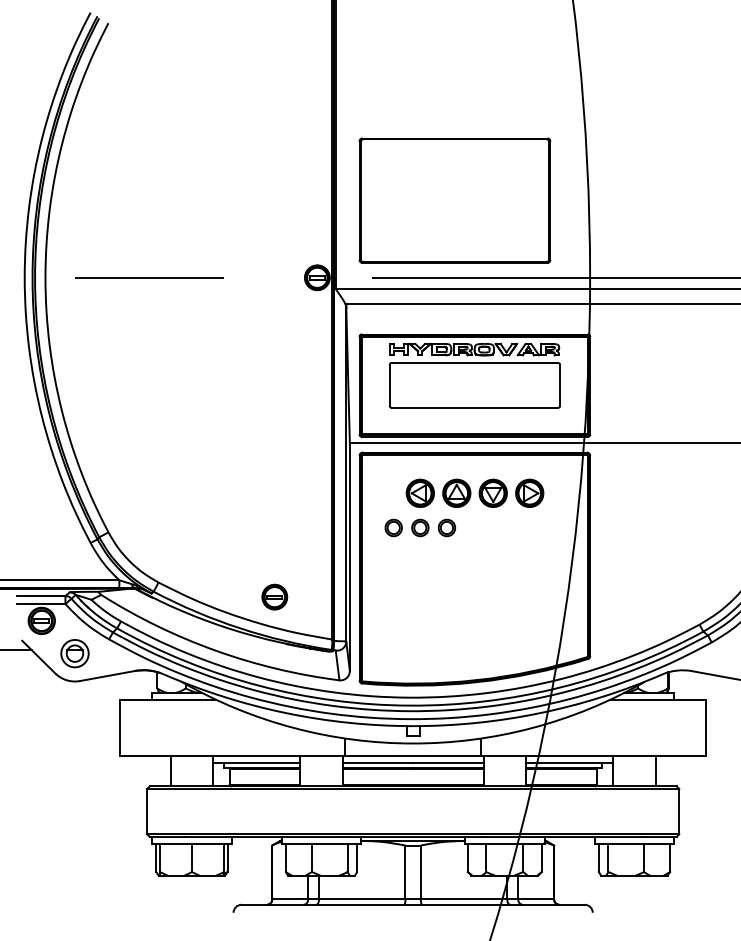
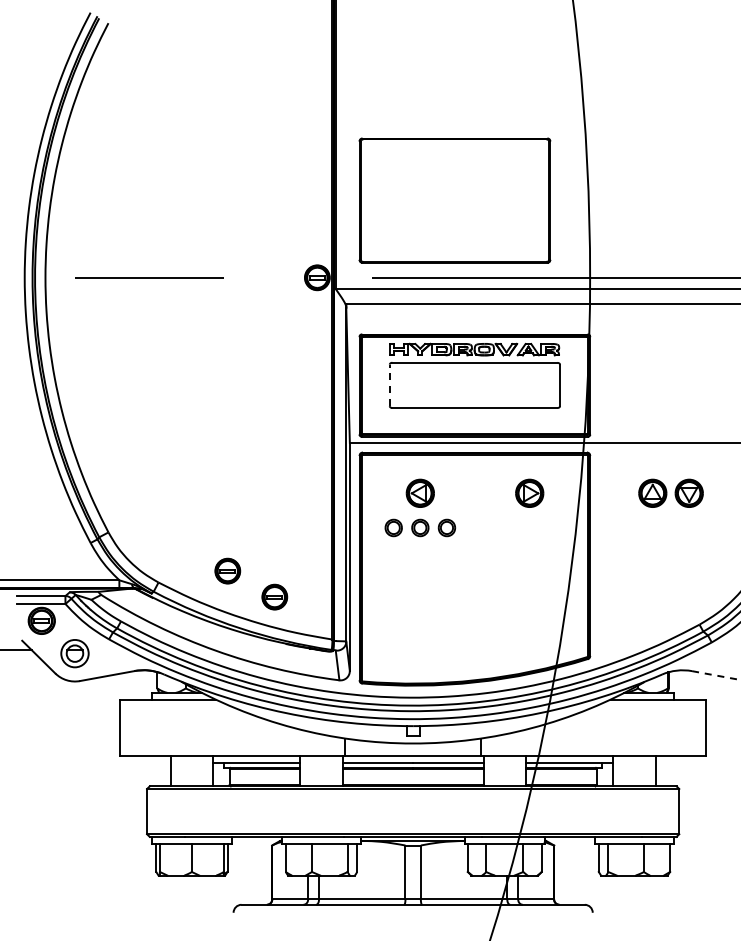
line: solid -> dashed (389, 385)
part position: (474, 492) -> (670, 492) (670, 492)
part: none -> present (227, 570)
line: solid -> dashed (716, 675)
